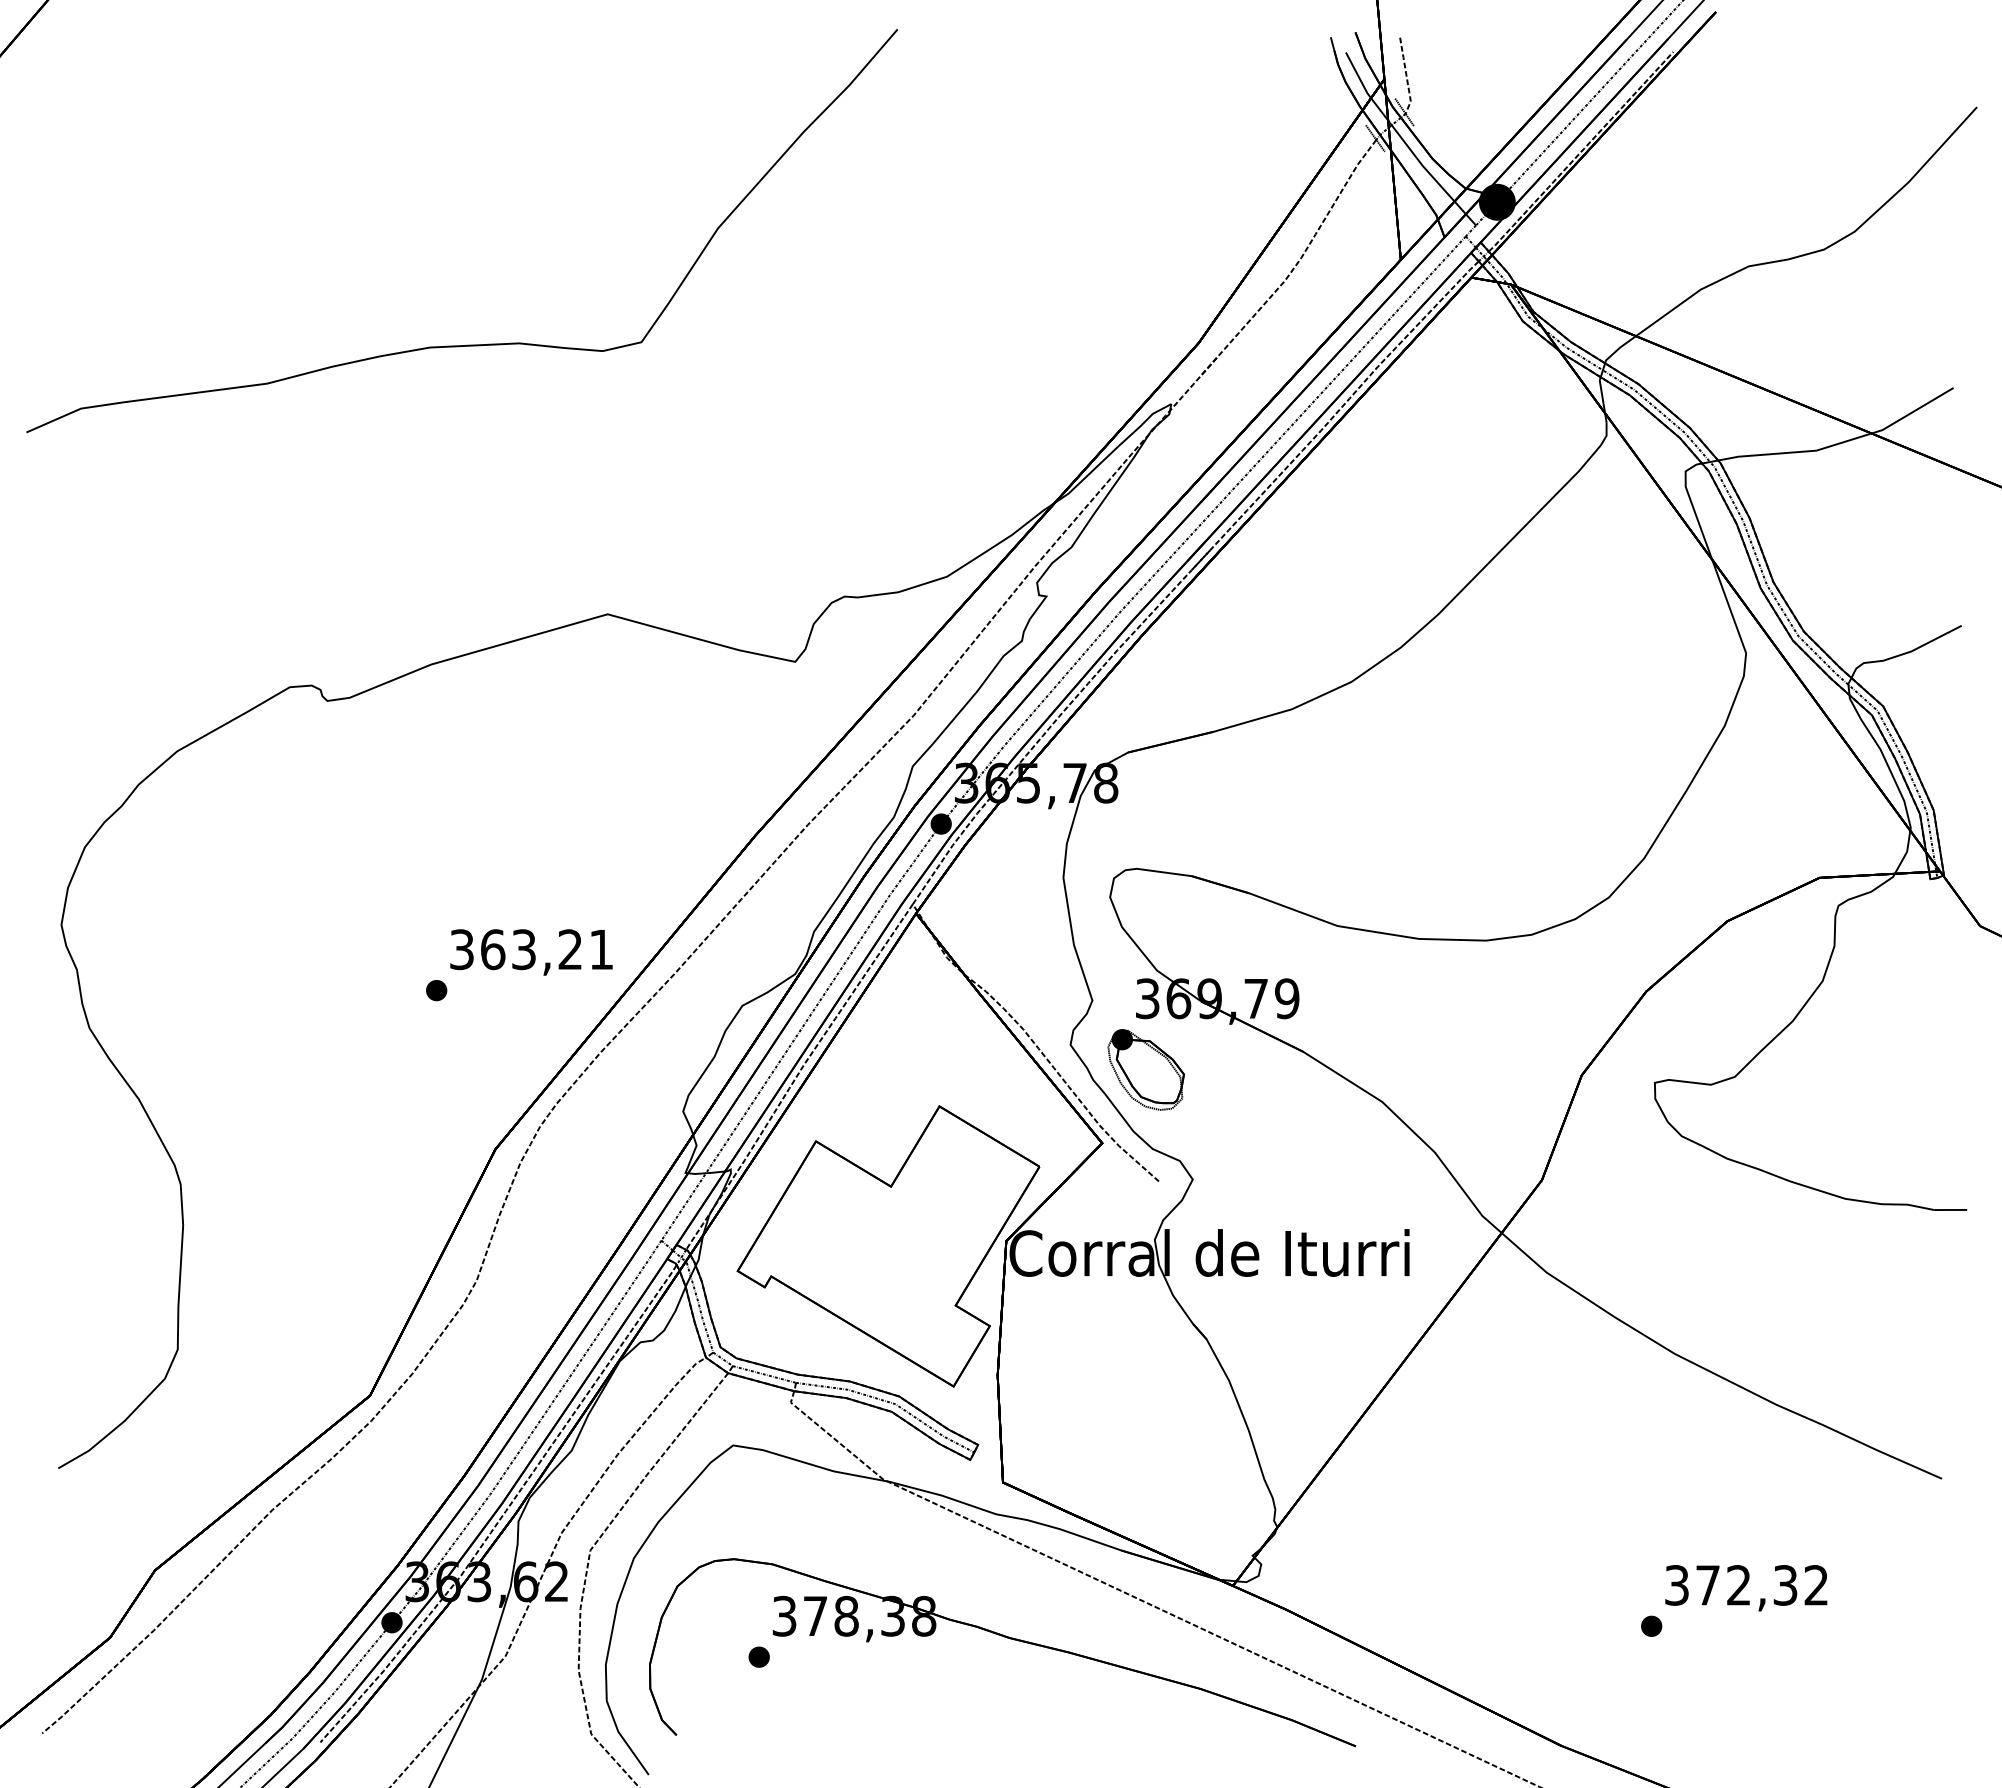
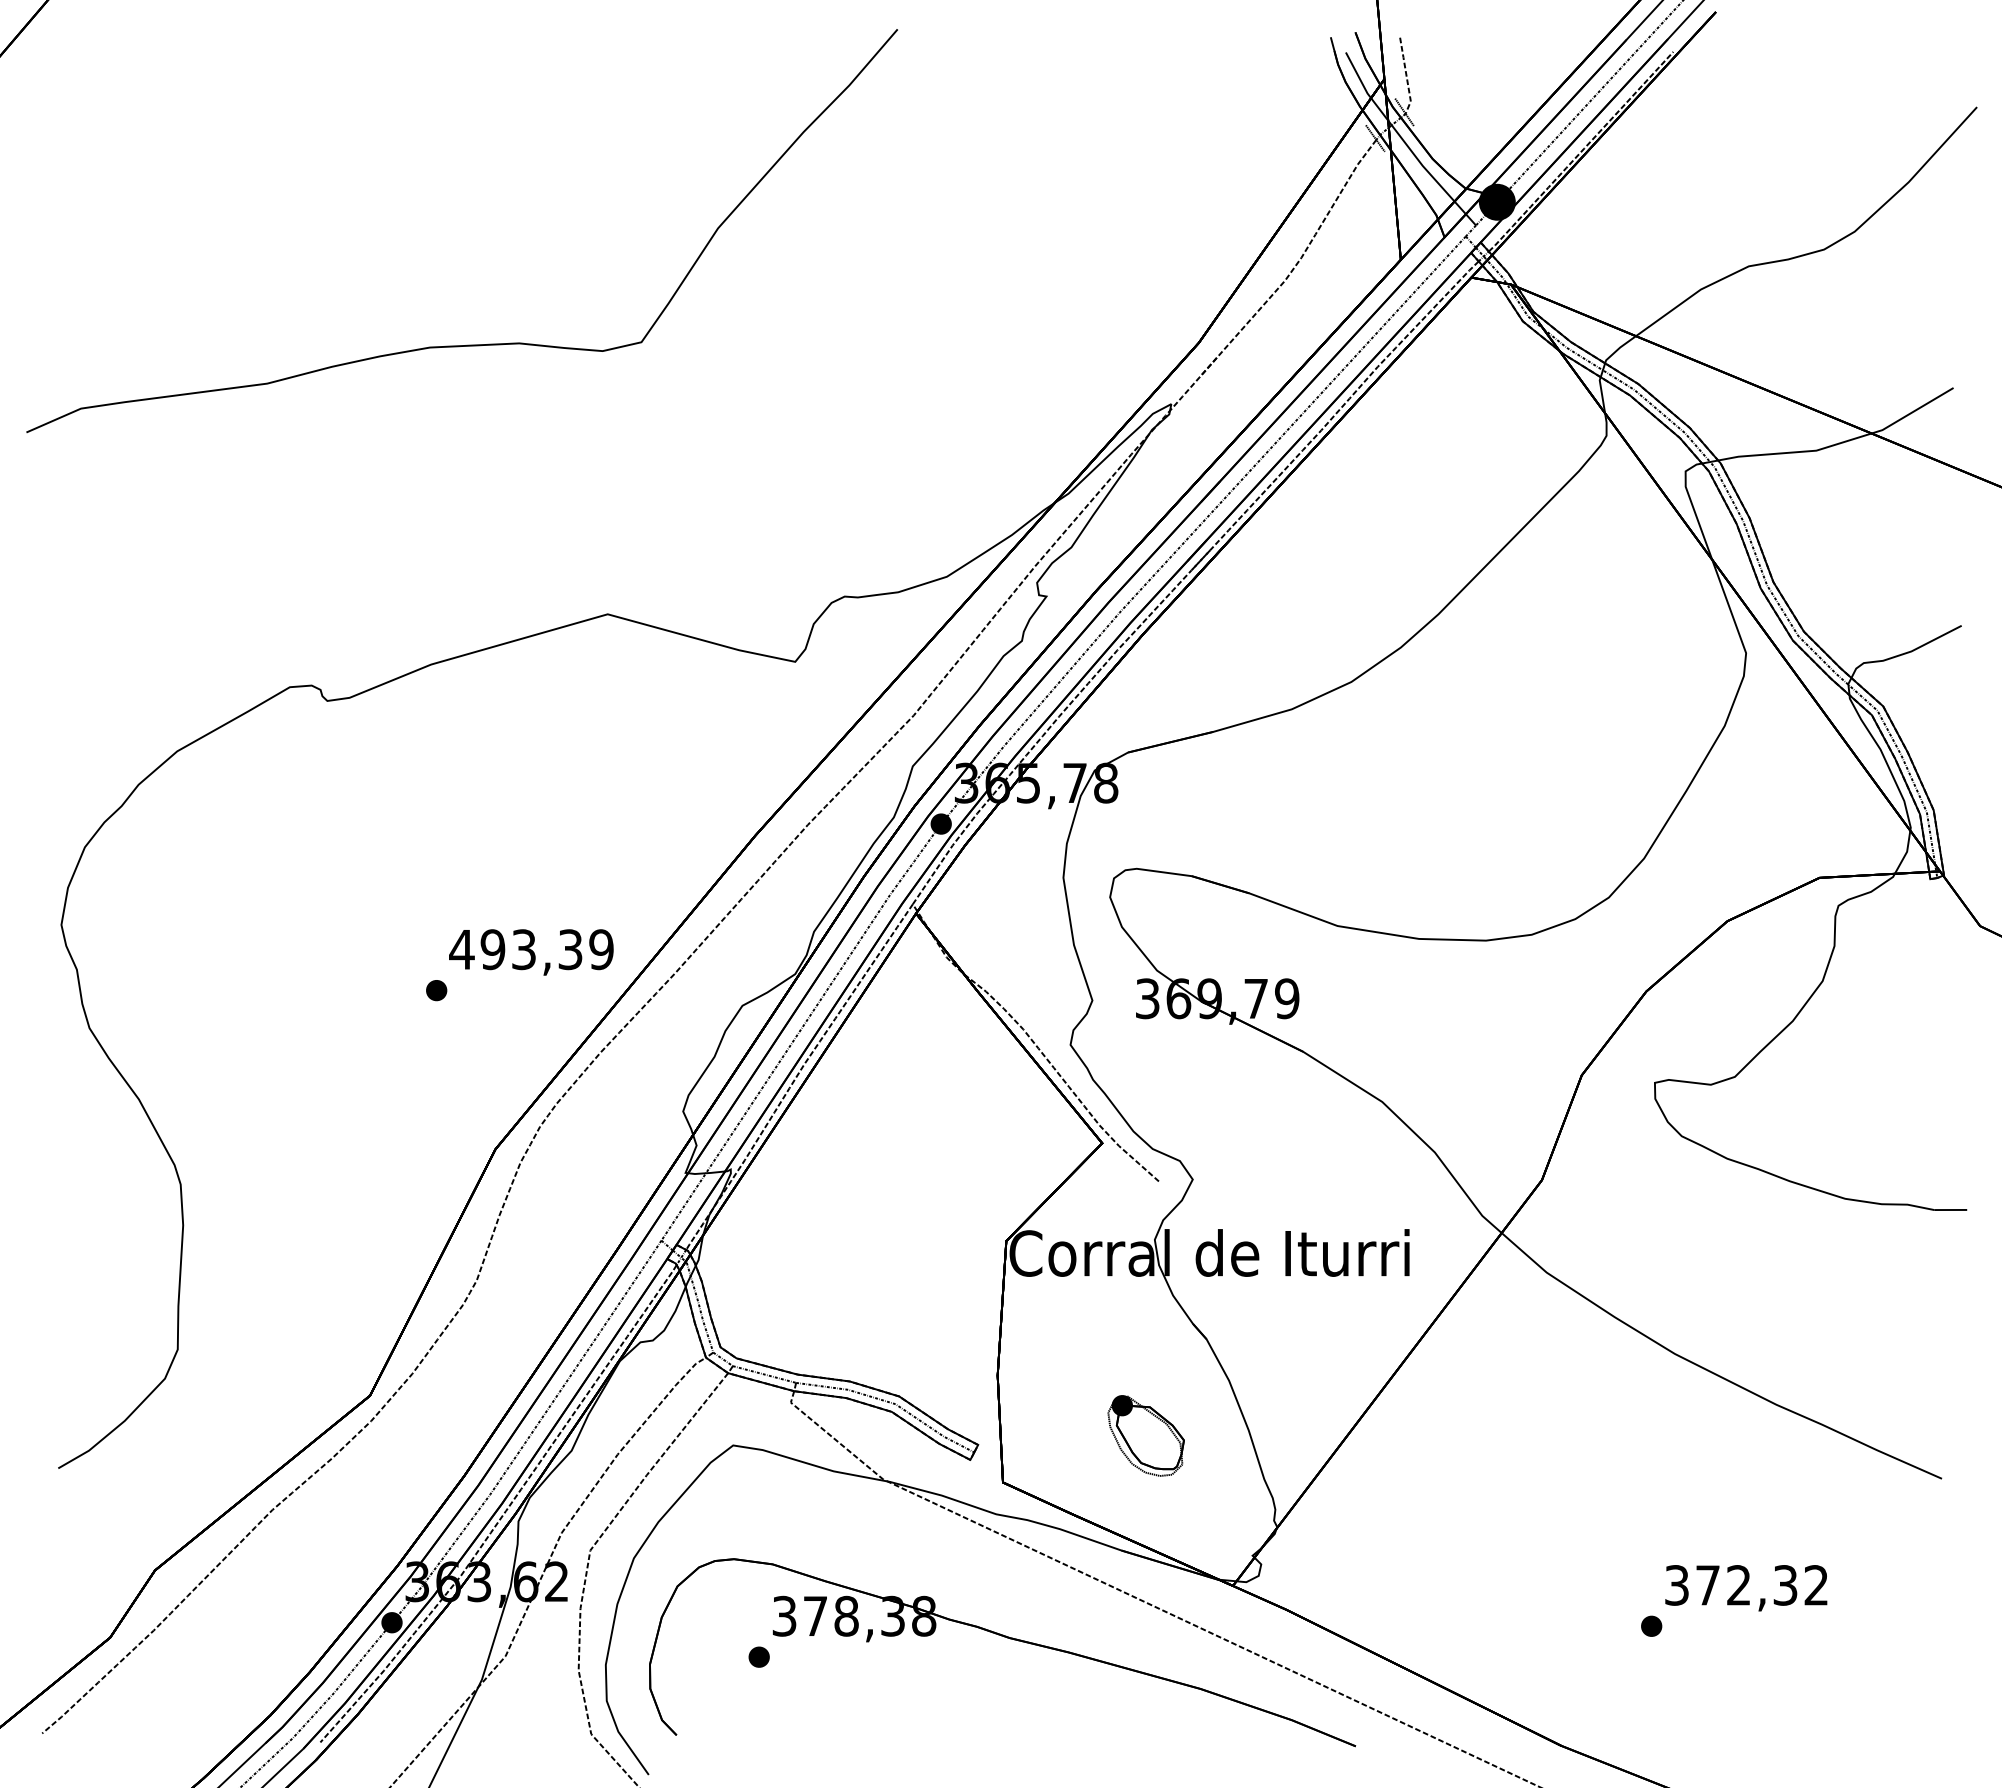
text: 363,21 -> 493,39 (531, 949)
part position: (1145, 1069) -> (1145, 1435) (1145, 1435)
part: present -> none (888, 1246)
